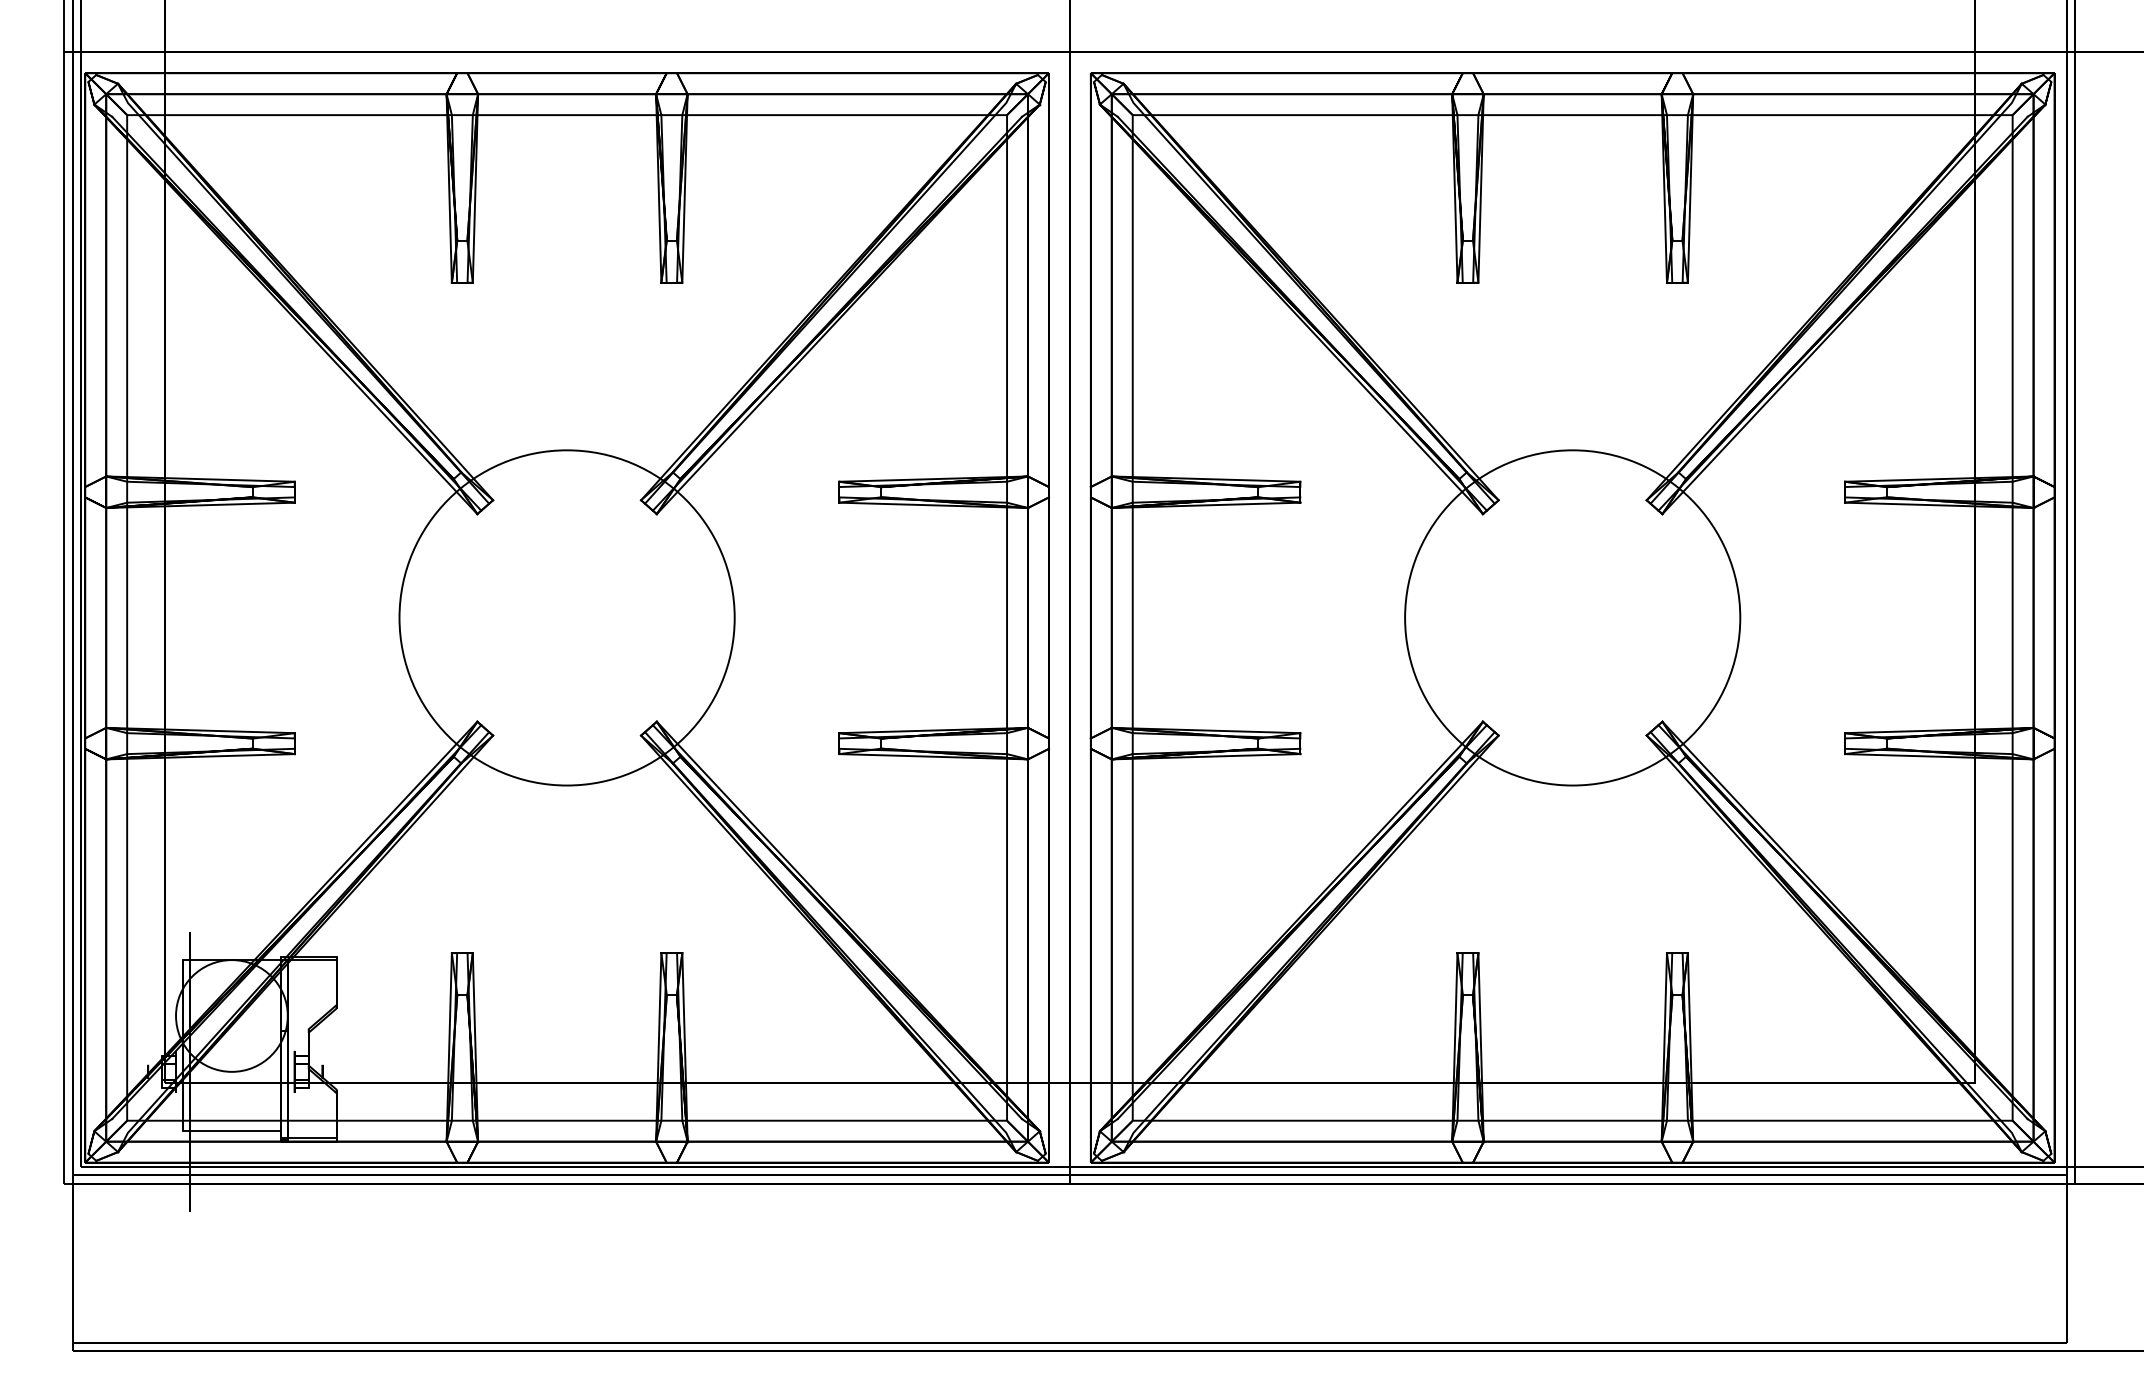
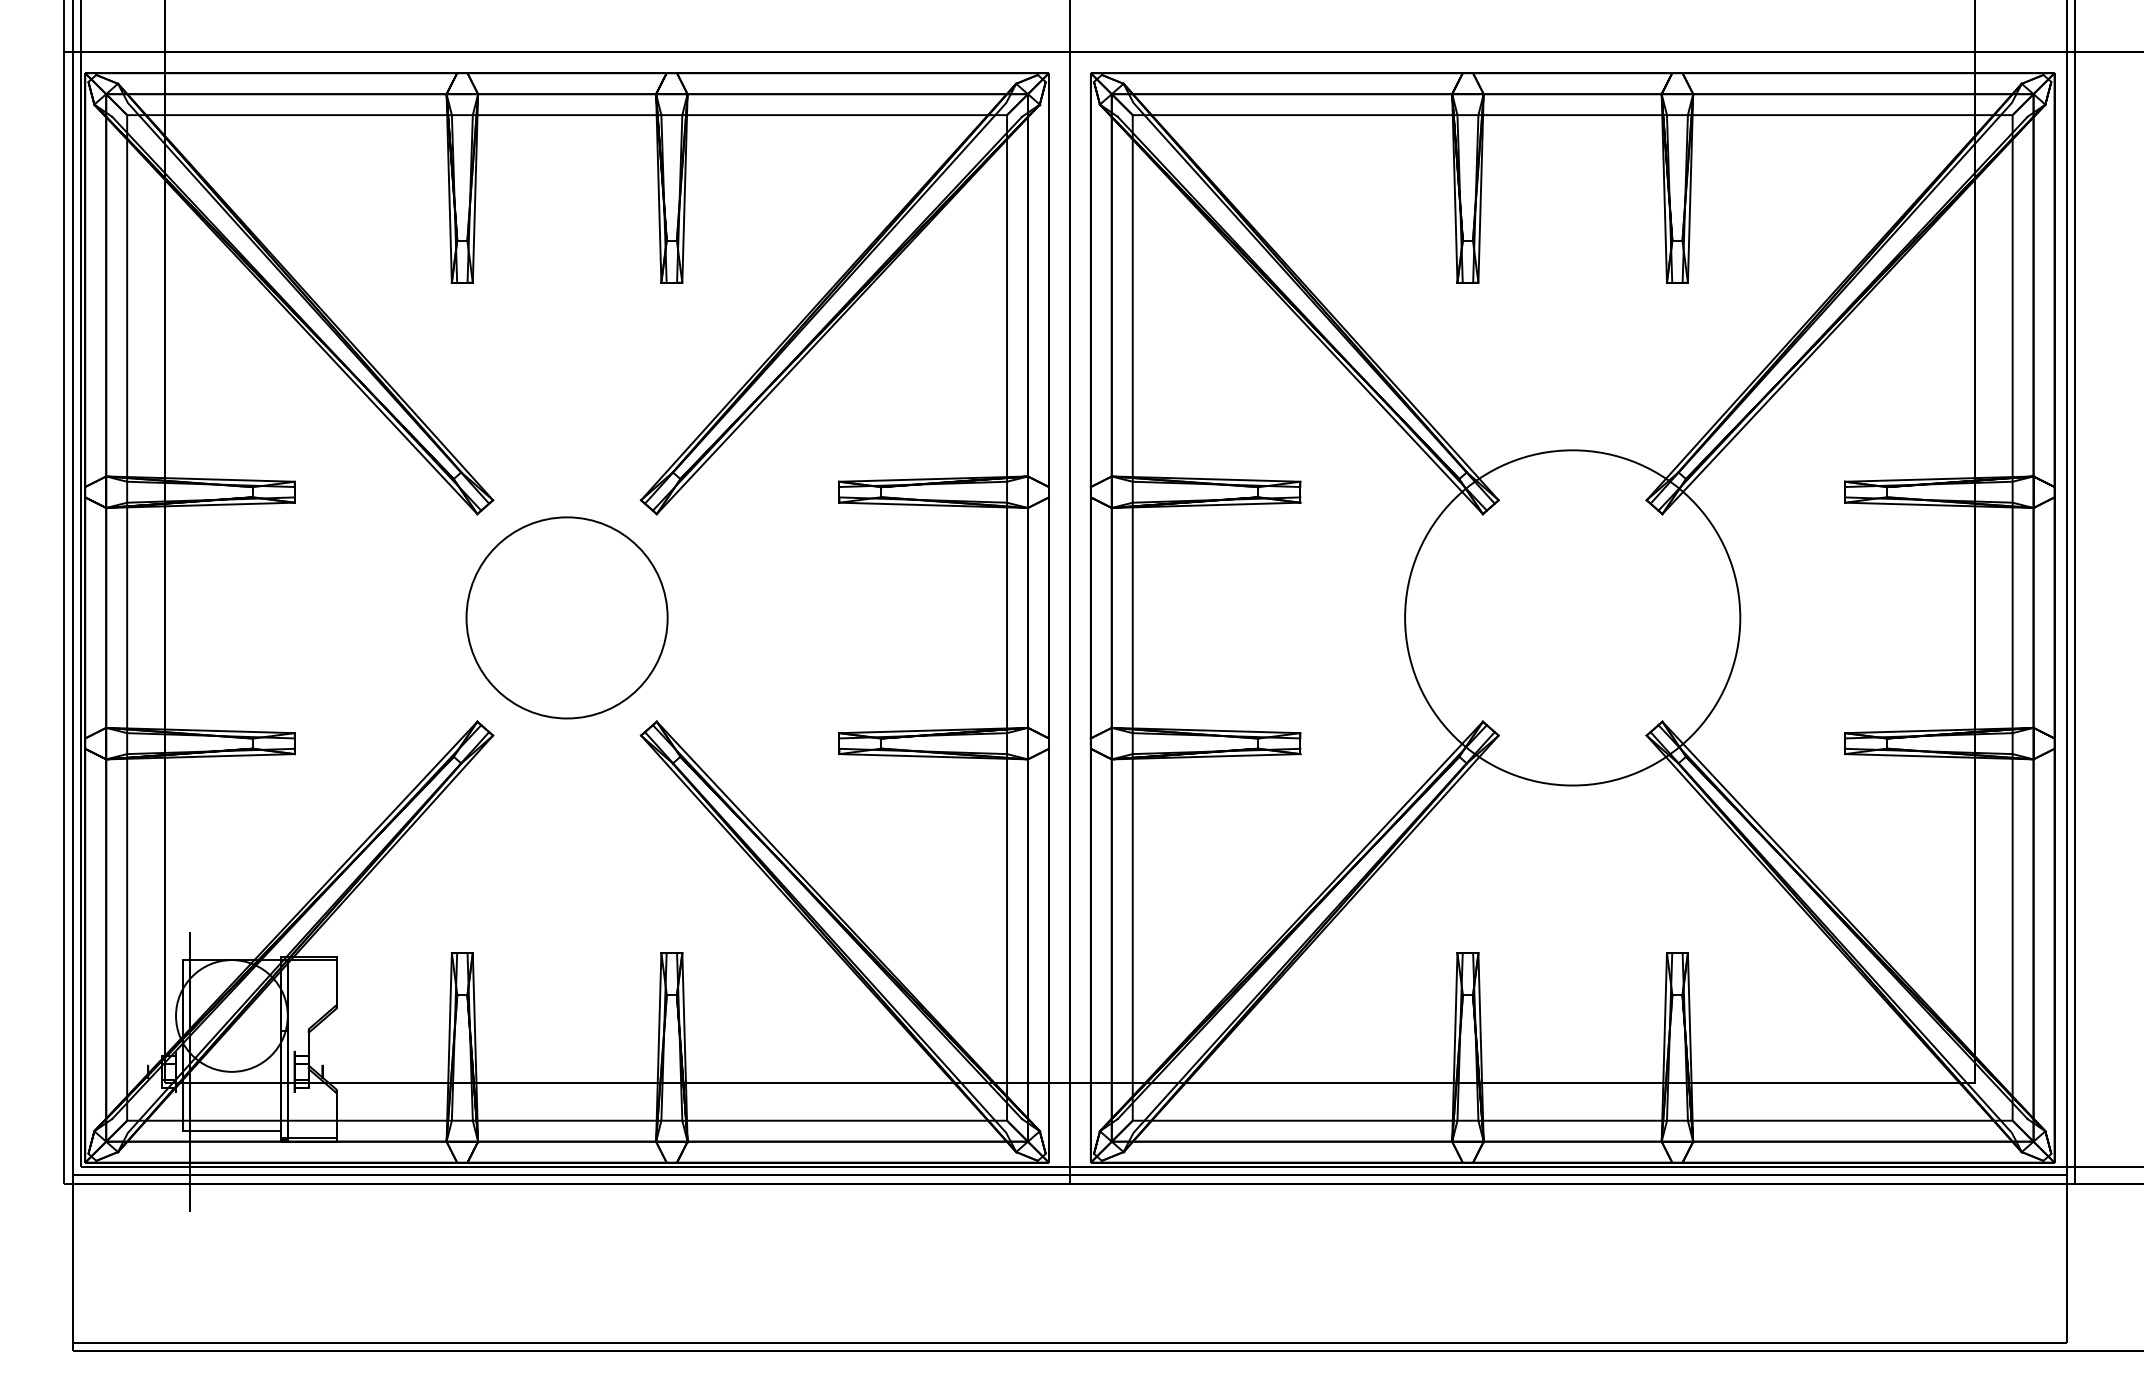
circle diameter: 335 px -> 201 px (566, 617)
